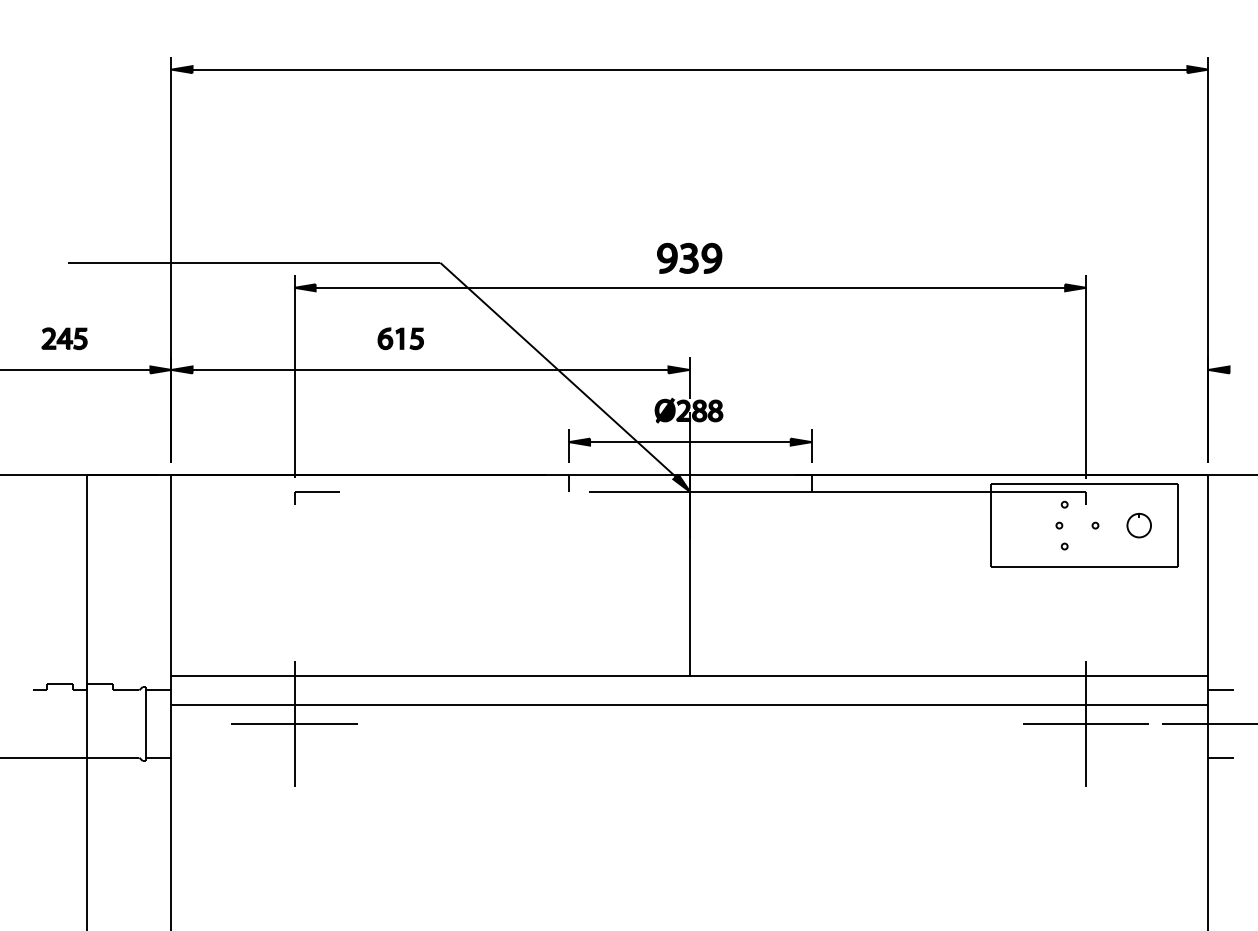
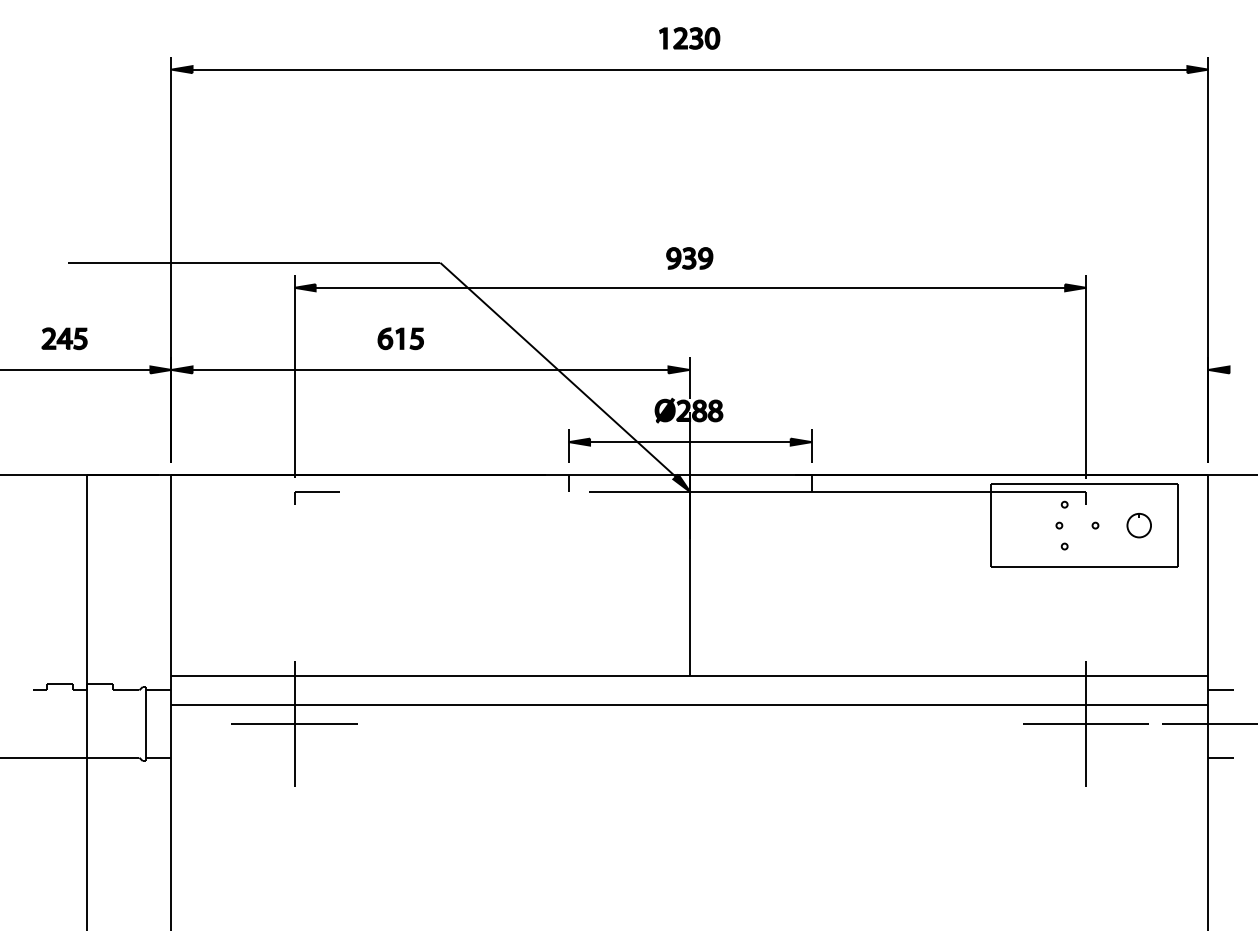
part: none -> present (689, 38)
part size: 66x32 px -> 48x23 px (689, 258)
